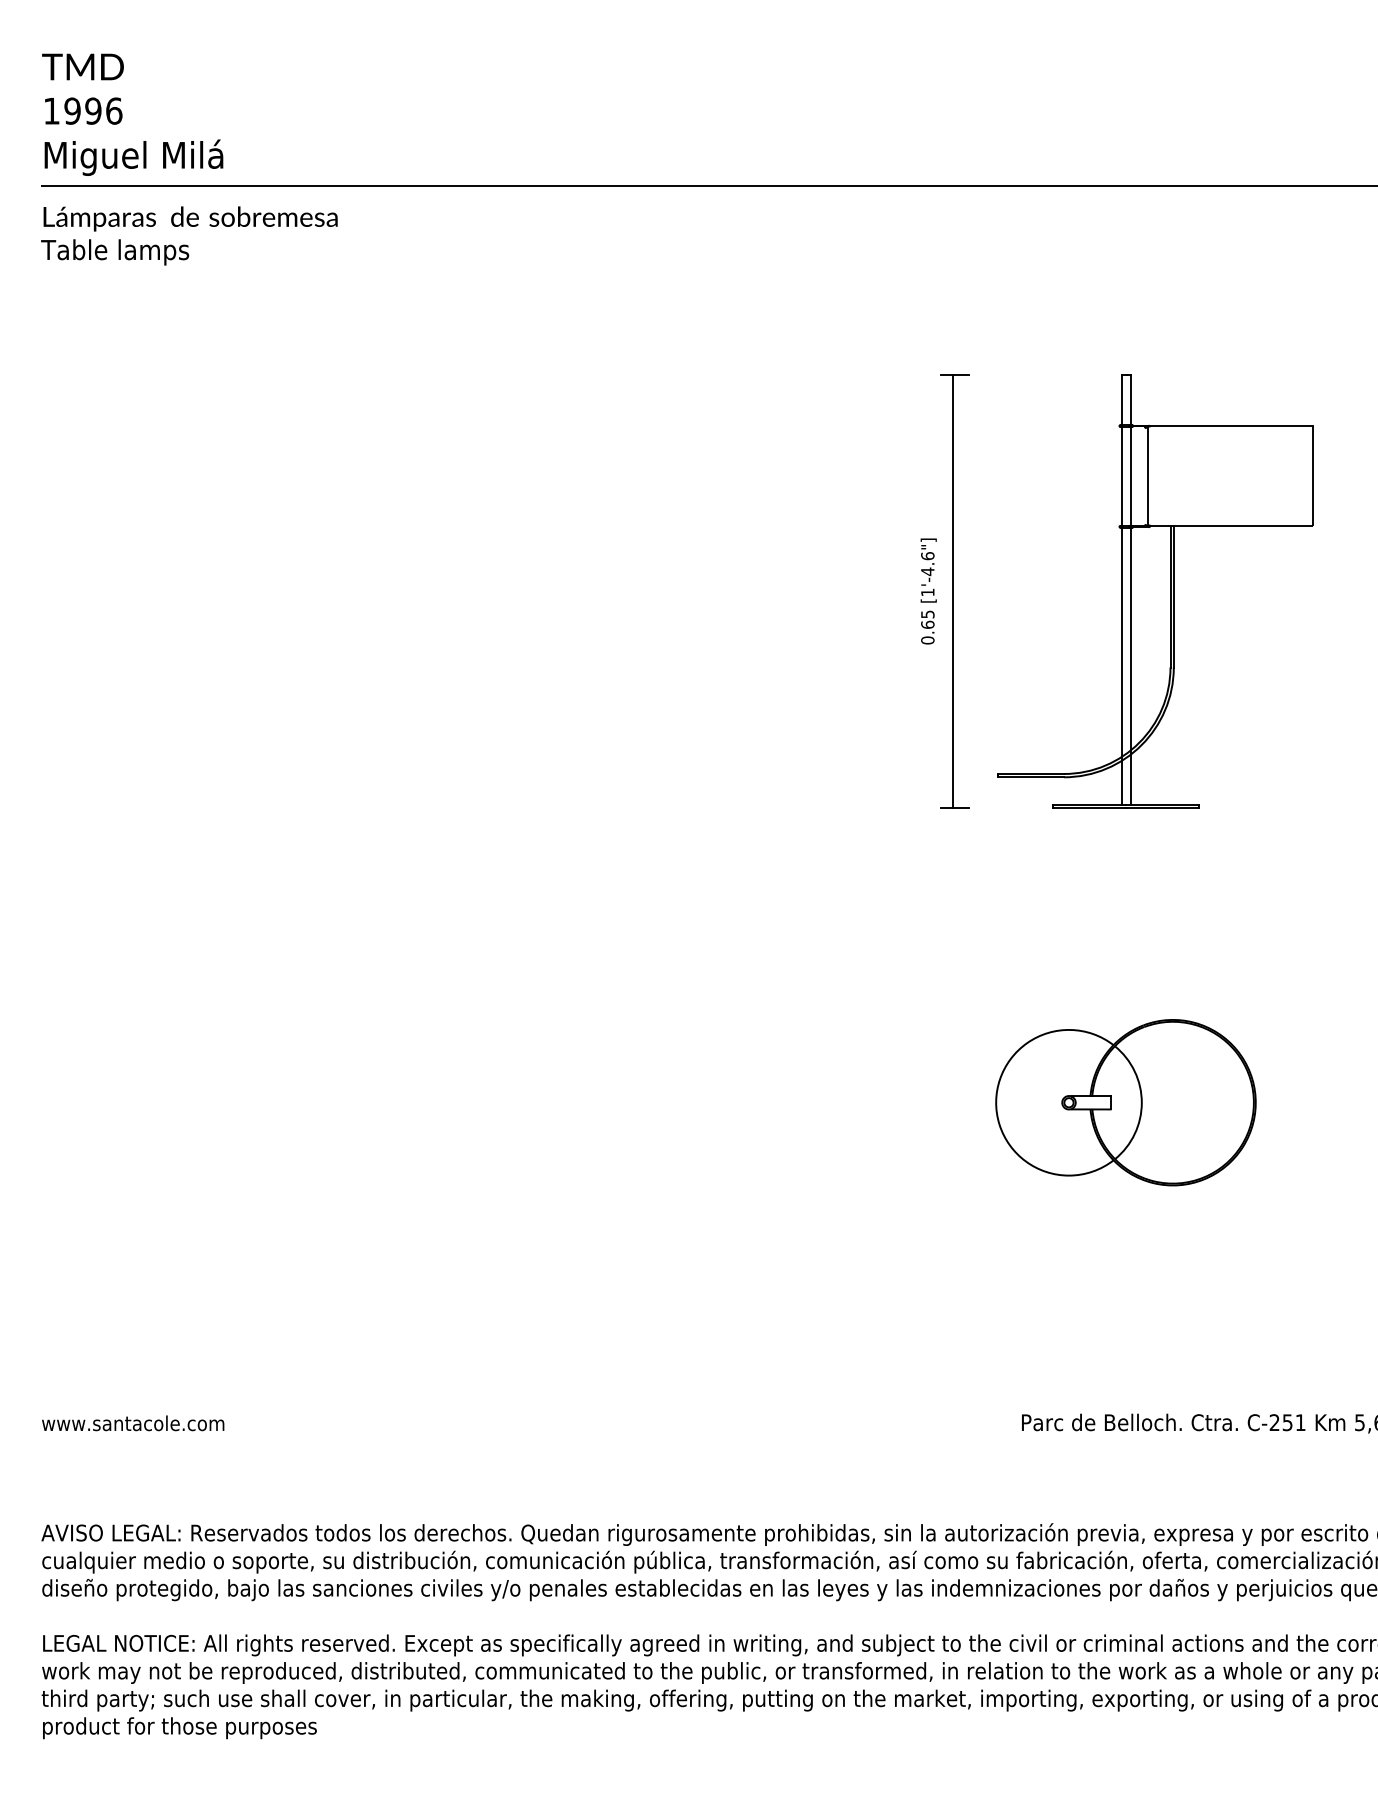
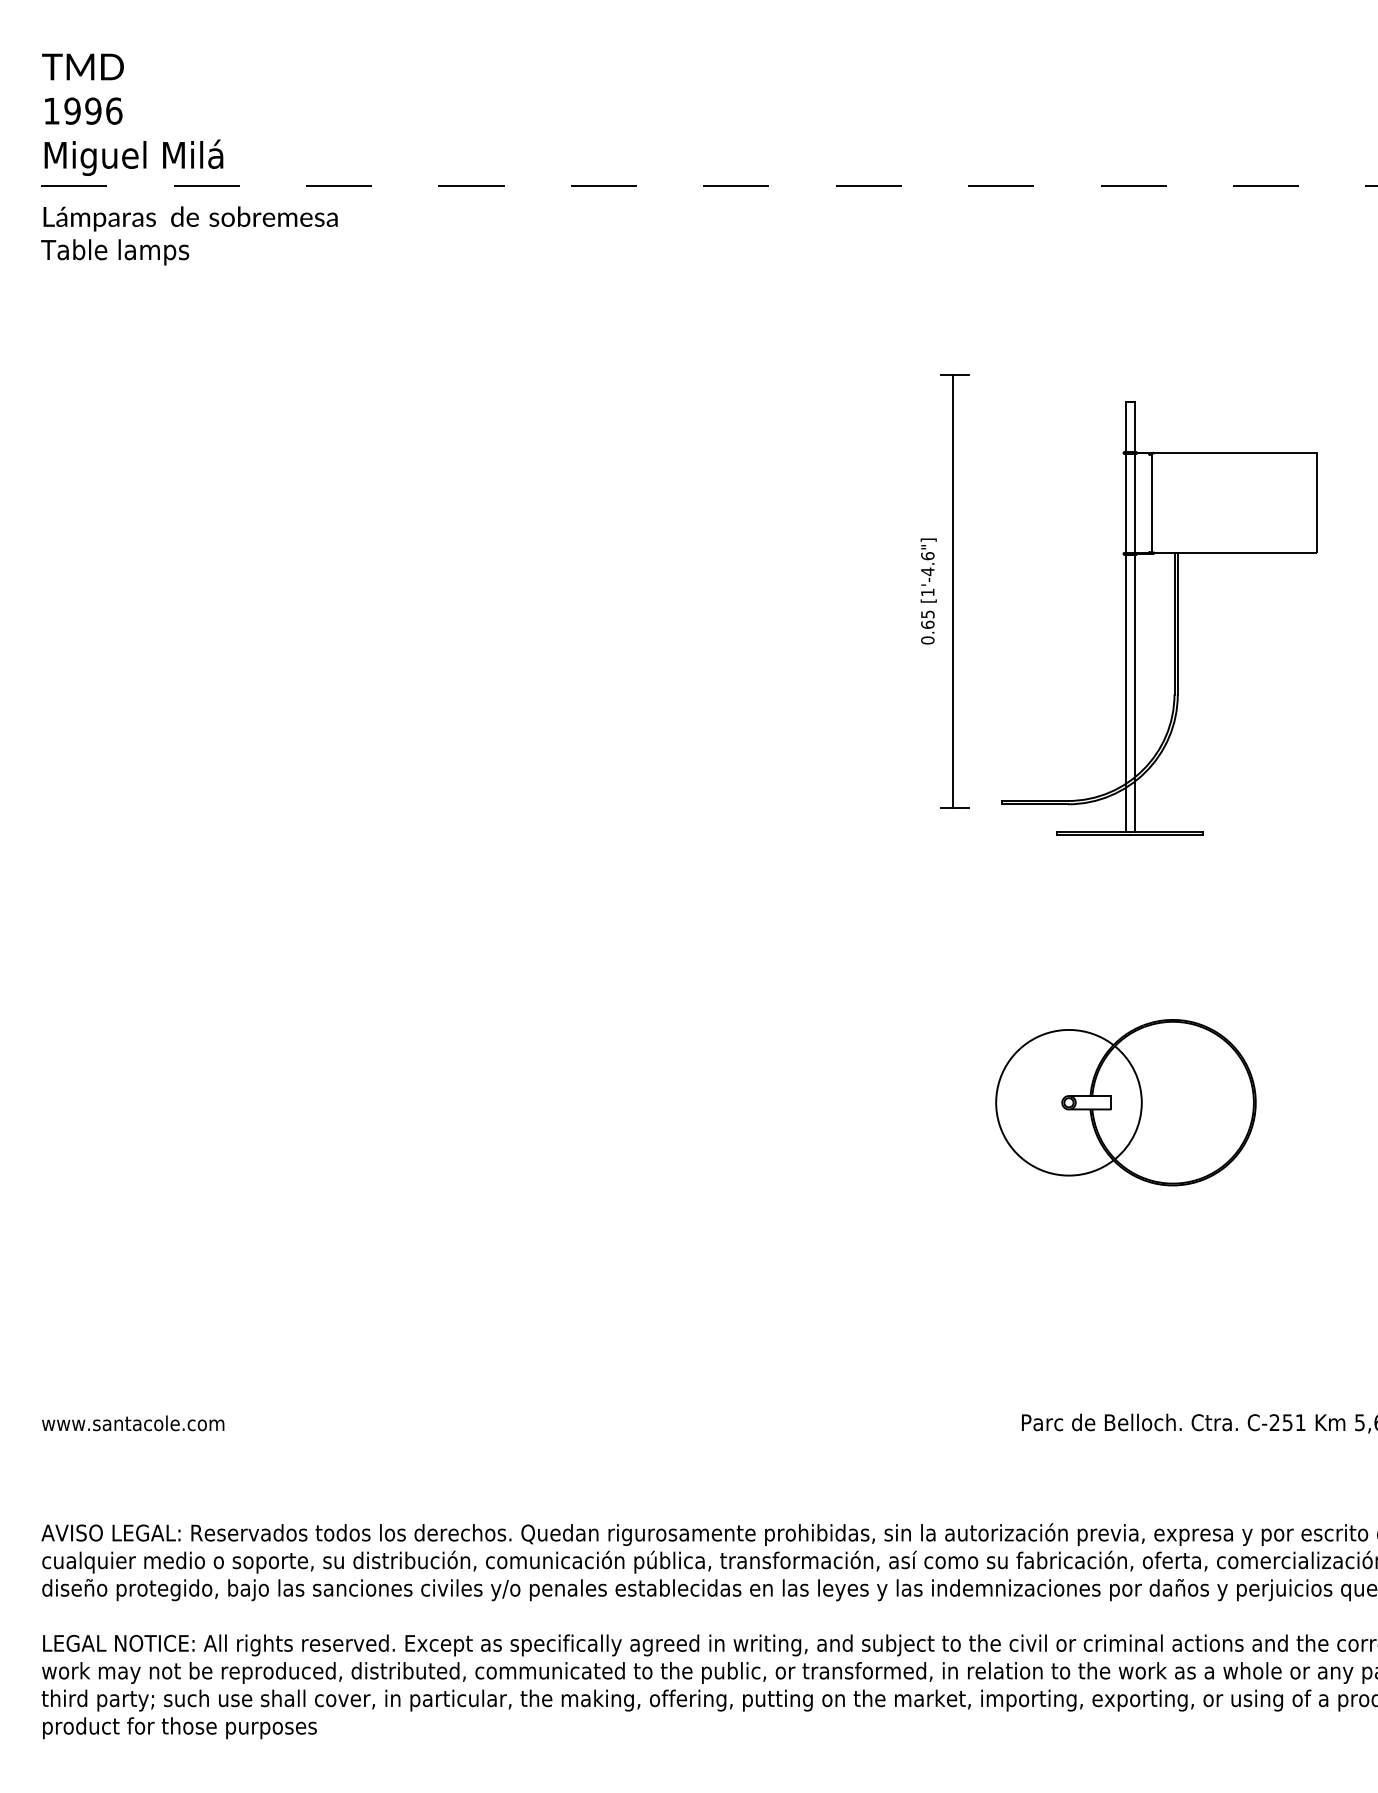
line: solid -> dashed (709, 185)
part position: (1155, 591) -> (1159, 618) (1159, 618)
